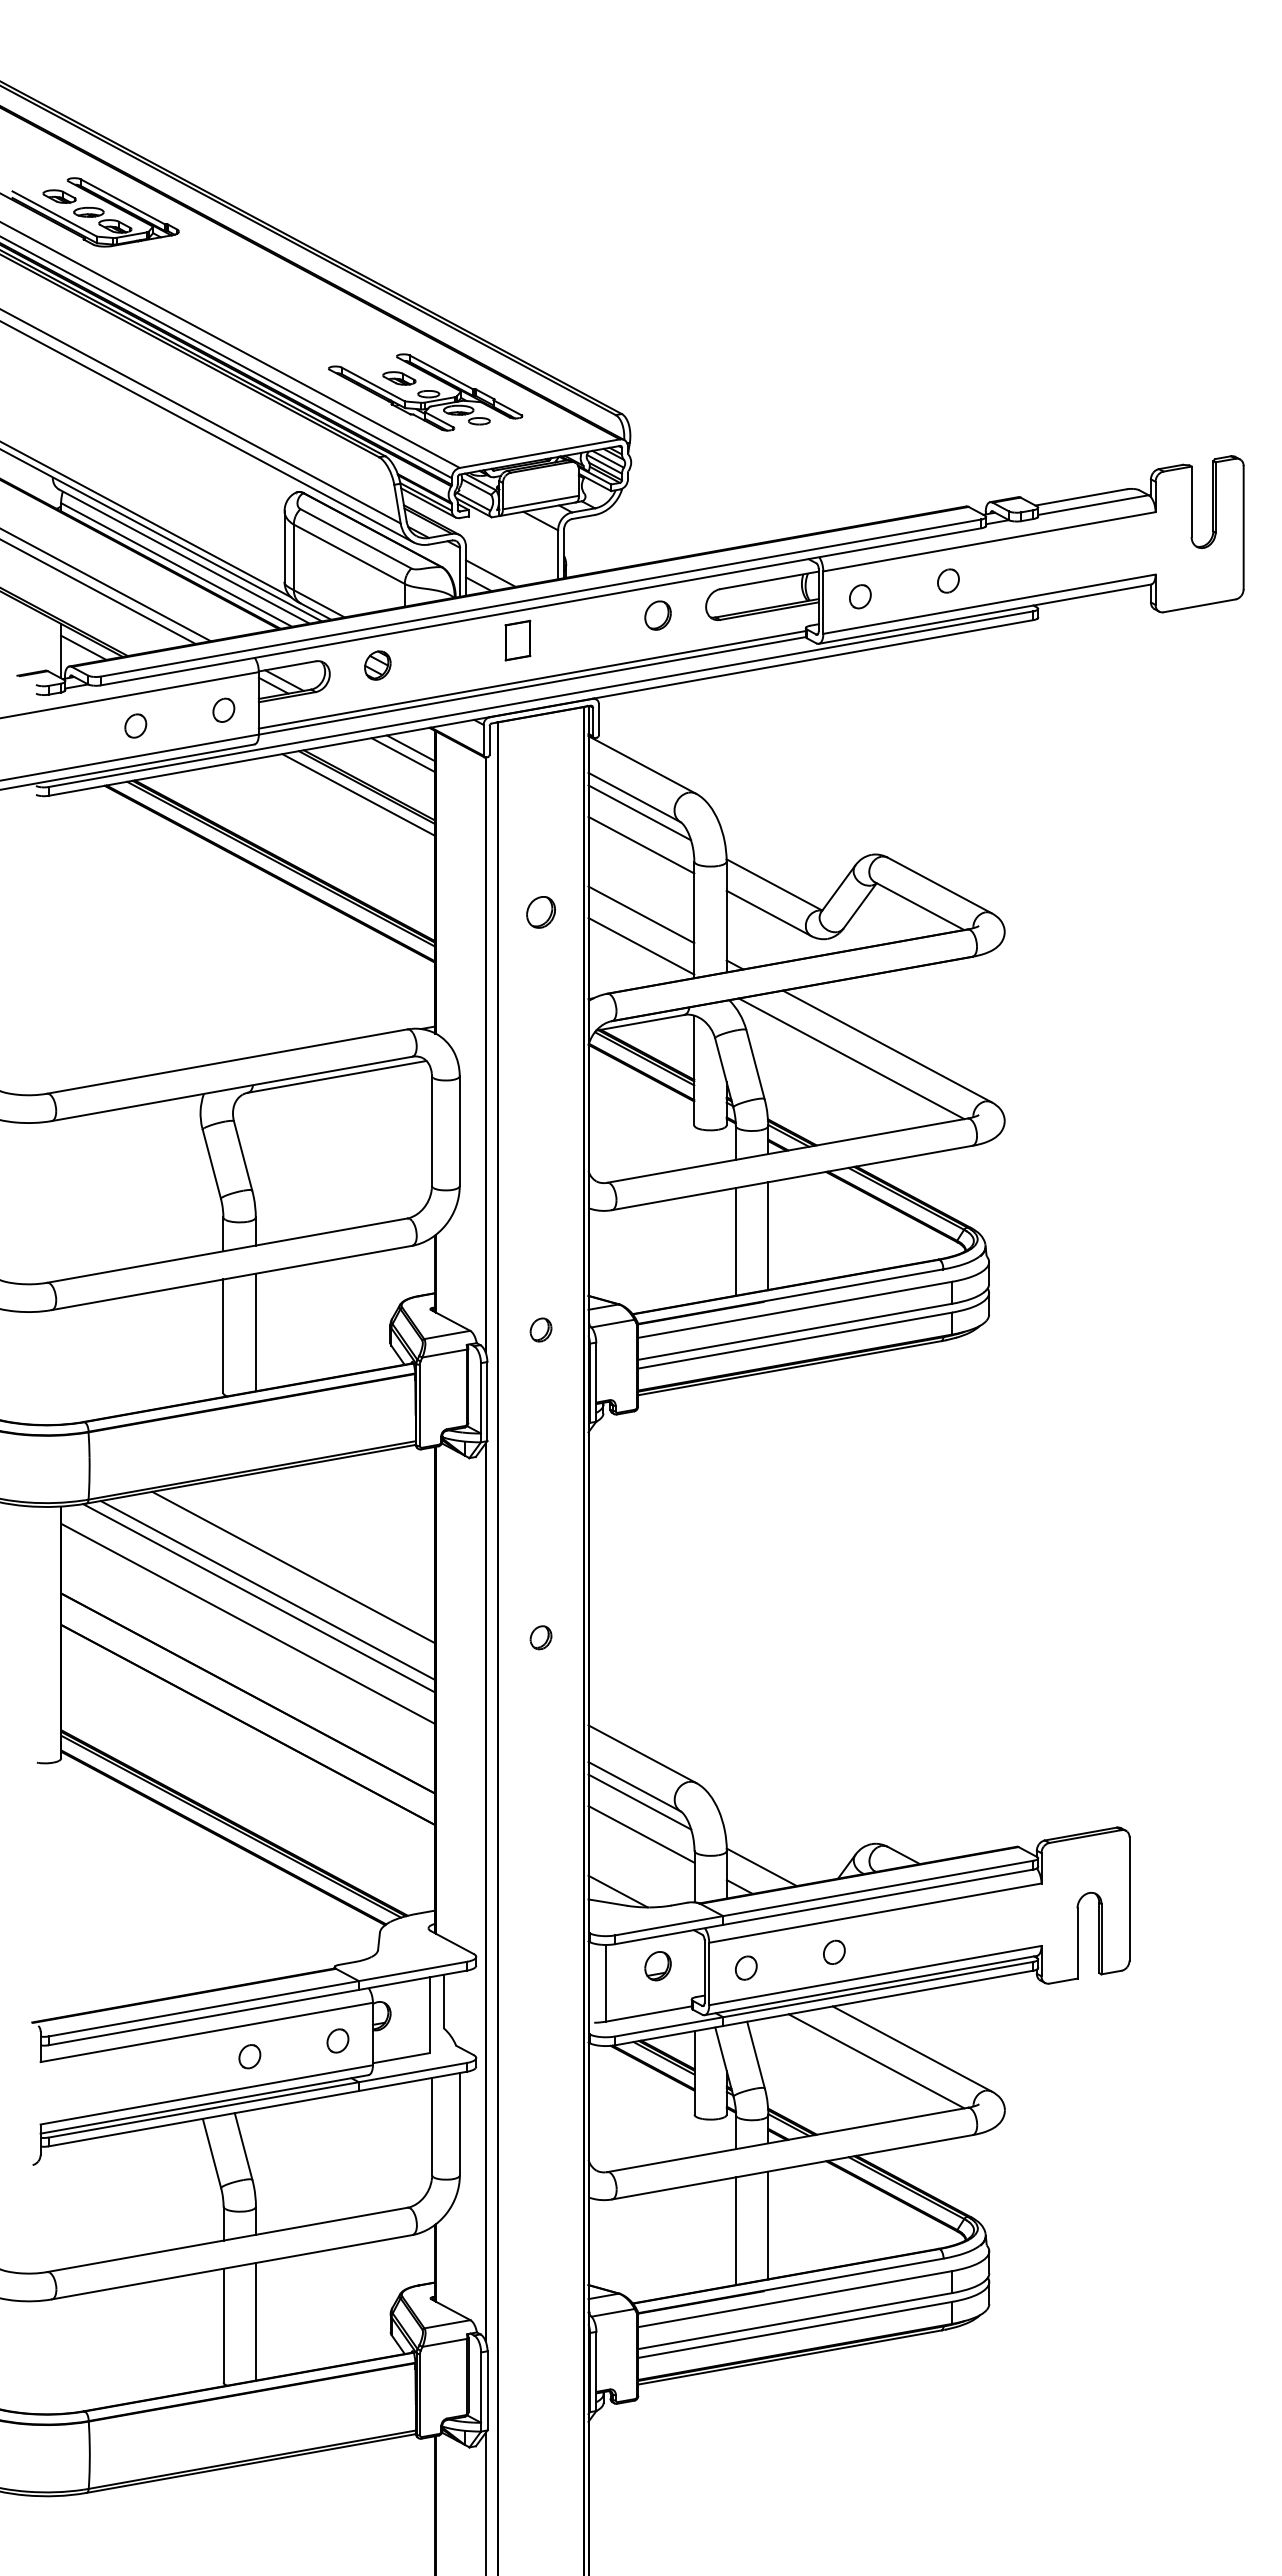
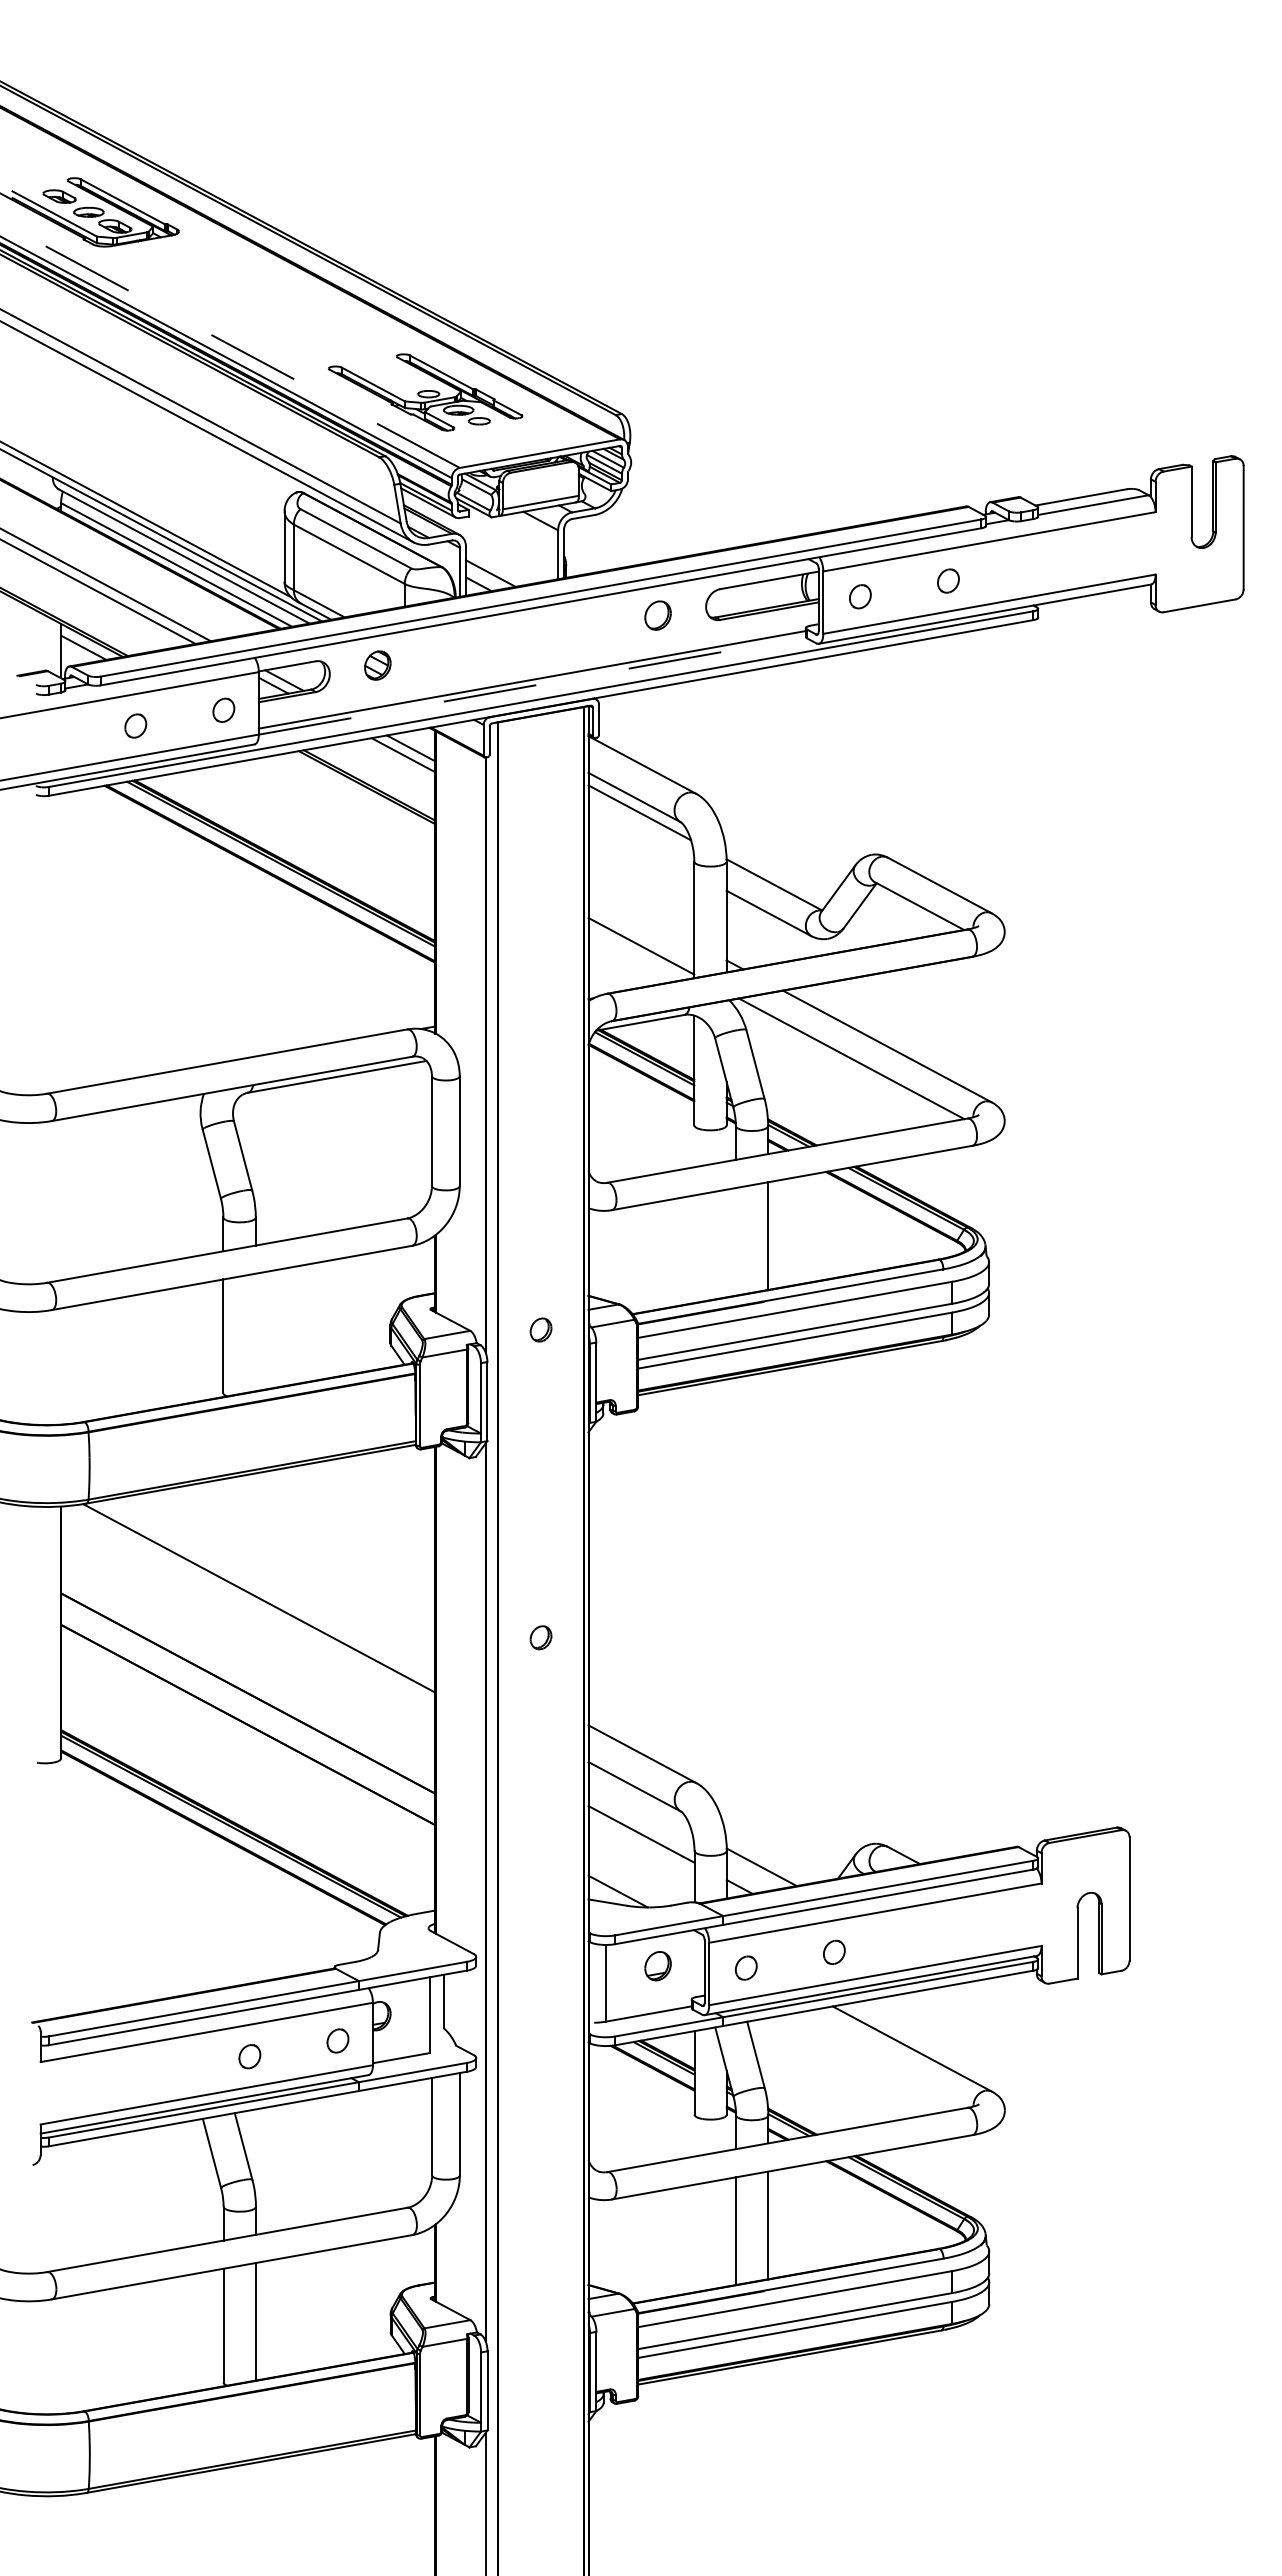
line: solid -> dashed (229, 344)
part: present -> none (399, 378)
part: present -> none (517, 640)
line: solid -> dashed (532, 685)
line: present -> none (358, 794)
line: present -> none (641, 844)
part: present -> none (541, 912)
line: present -> none (641, 914)
line: present -> none (735, 1241)
line: present -> none (255, 1332)
line: present -> none (293, 1567)
line: present -> none (267, 1590)
line: present -> none (247, 1623)
line: present -> none (639, 1801)
line: present -> none (876, 2061)
